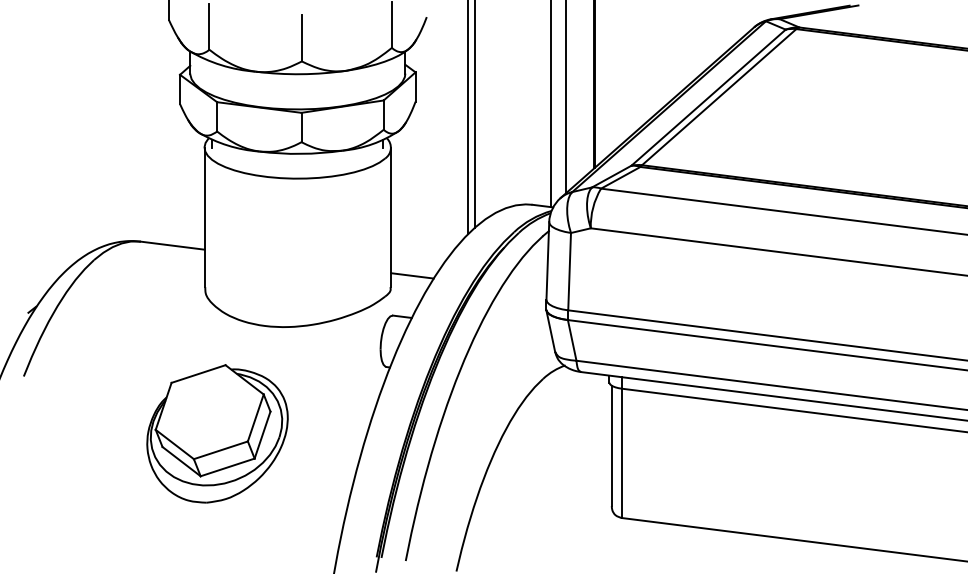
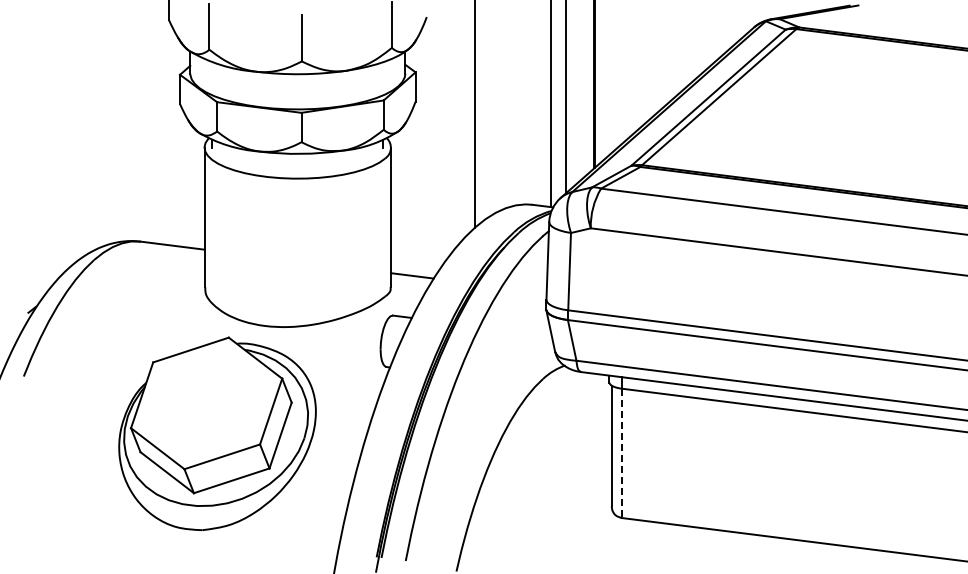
line: present -> none (467, 118)
part size: 143x140 px -> 199x196 px (217, 433)
line: solid -> dashed (621, 453)
